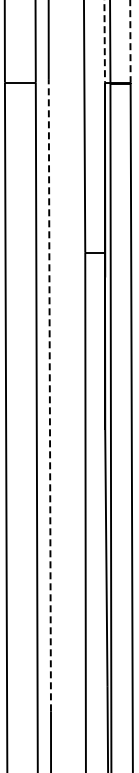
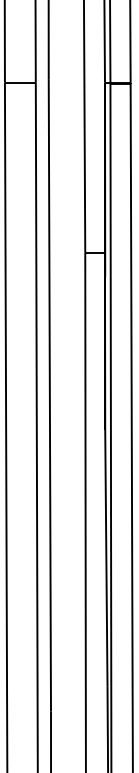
line: dashed -> solid (104, 41)
line: dashed -> solid (130, 41)
line: dashed -> solid (49, 395)
